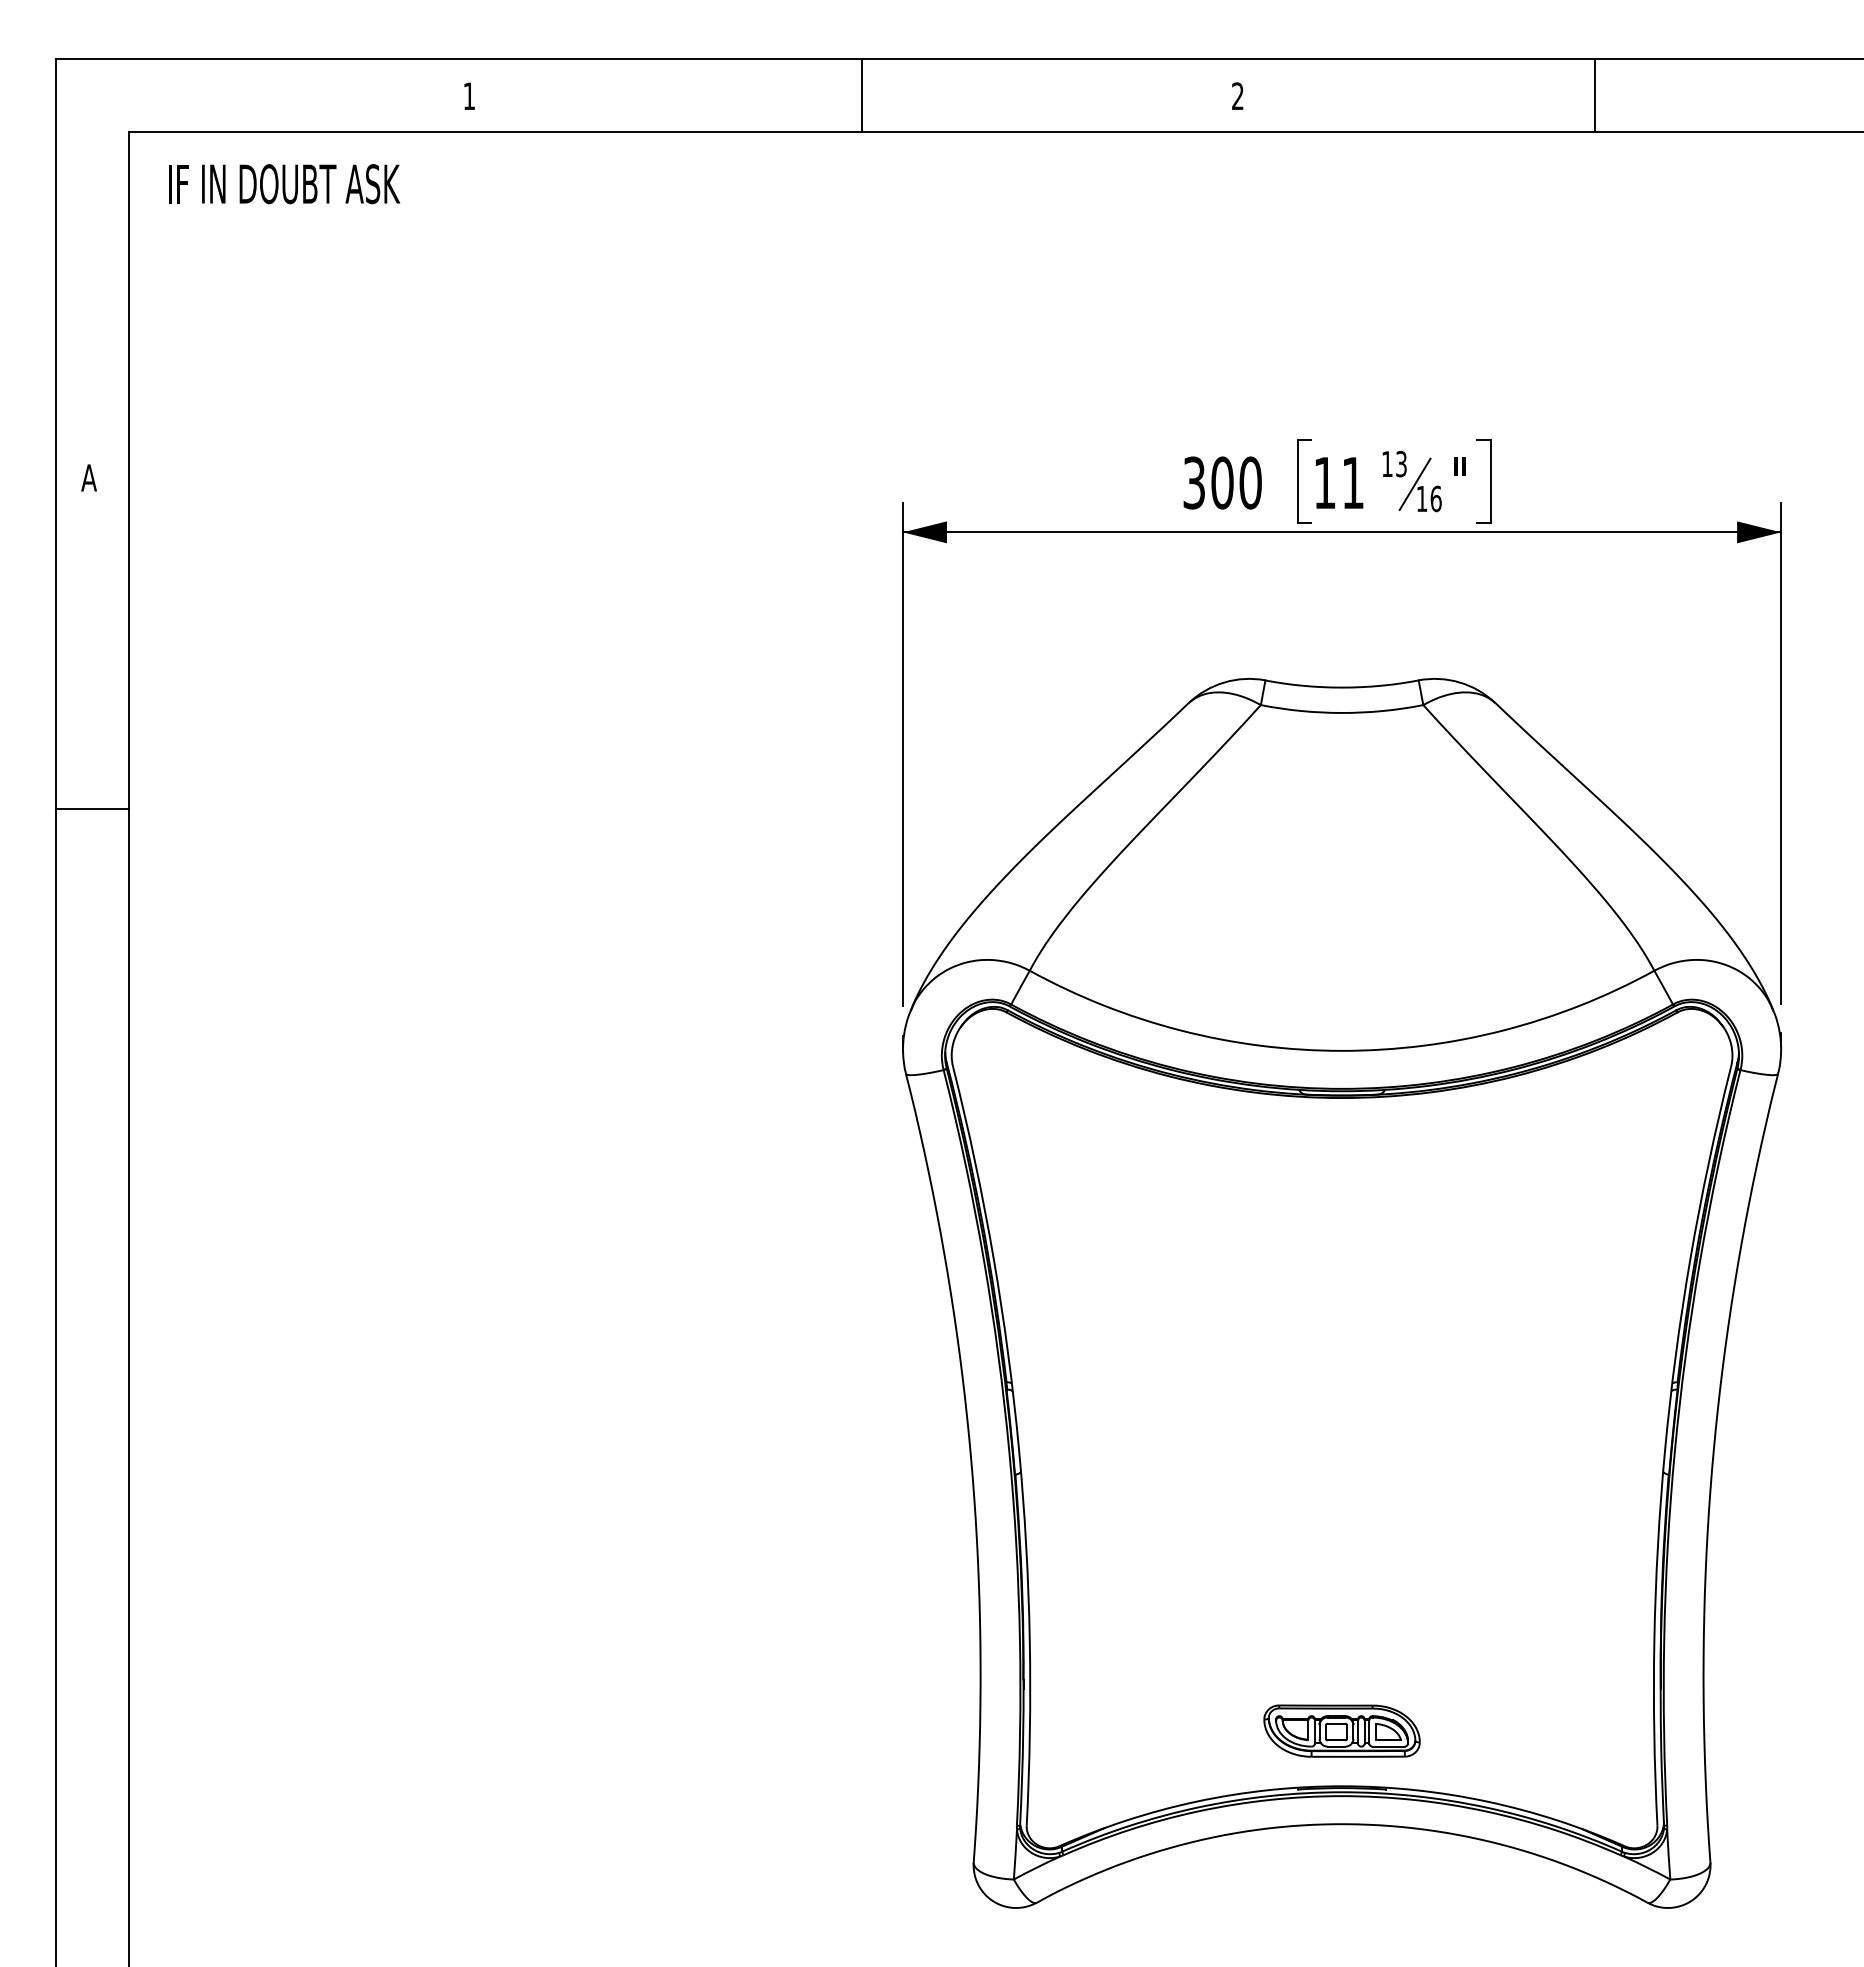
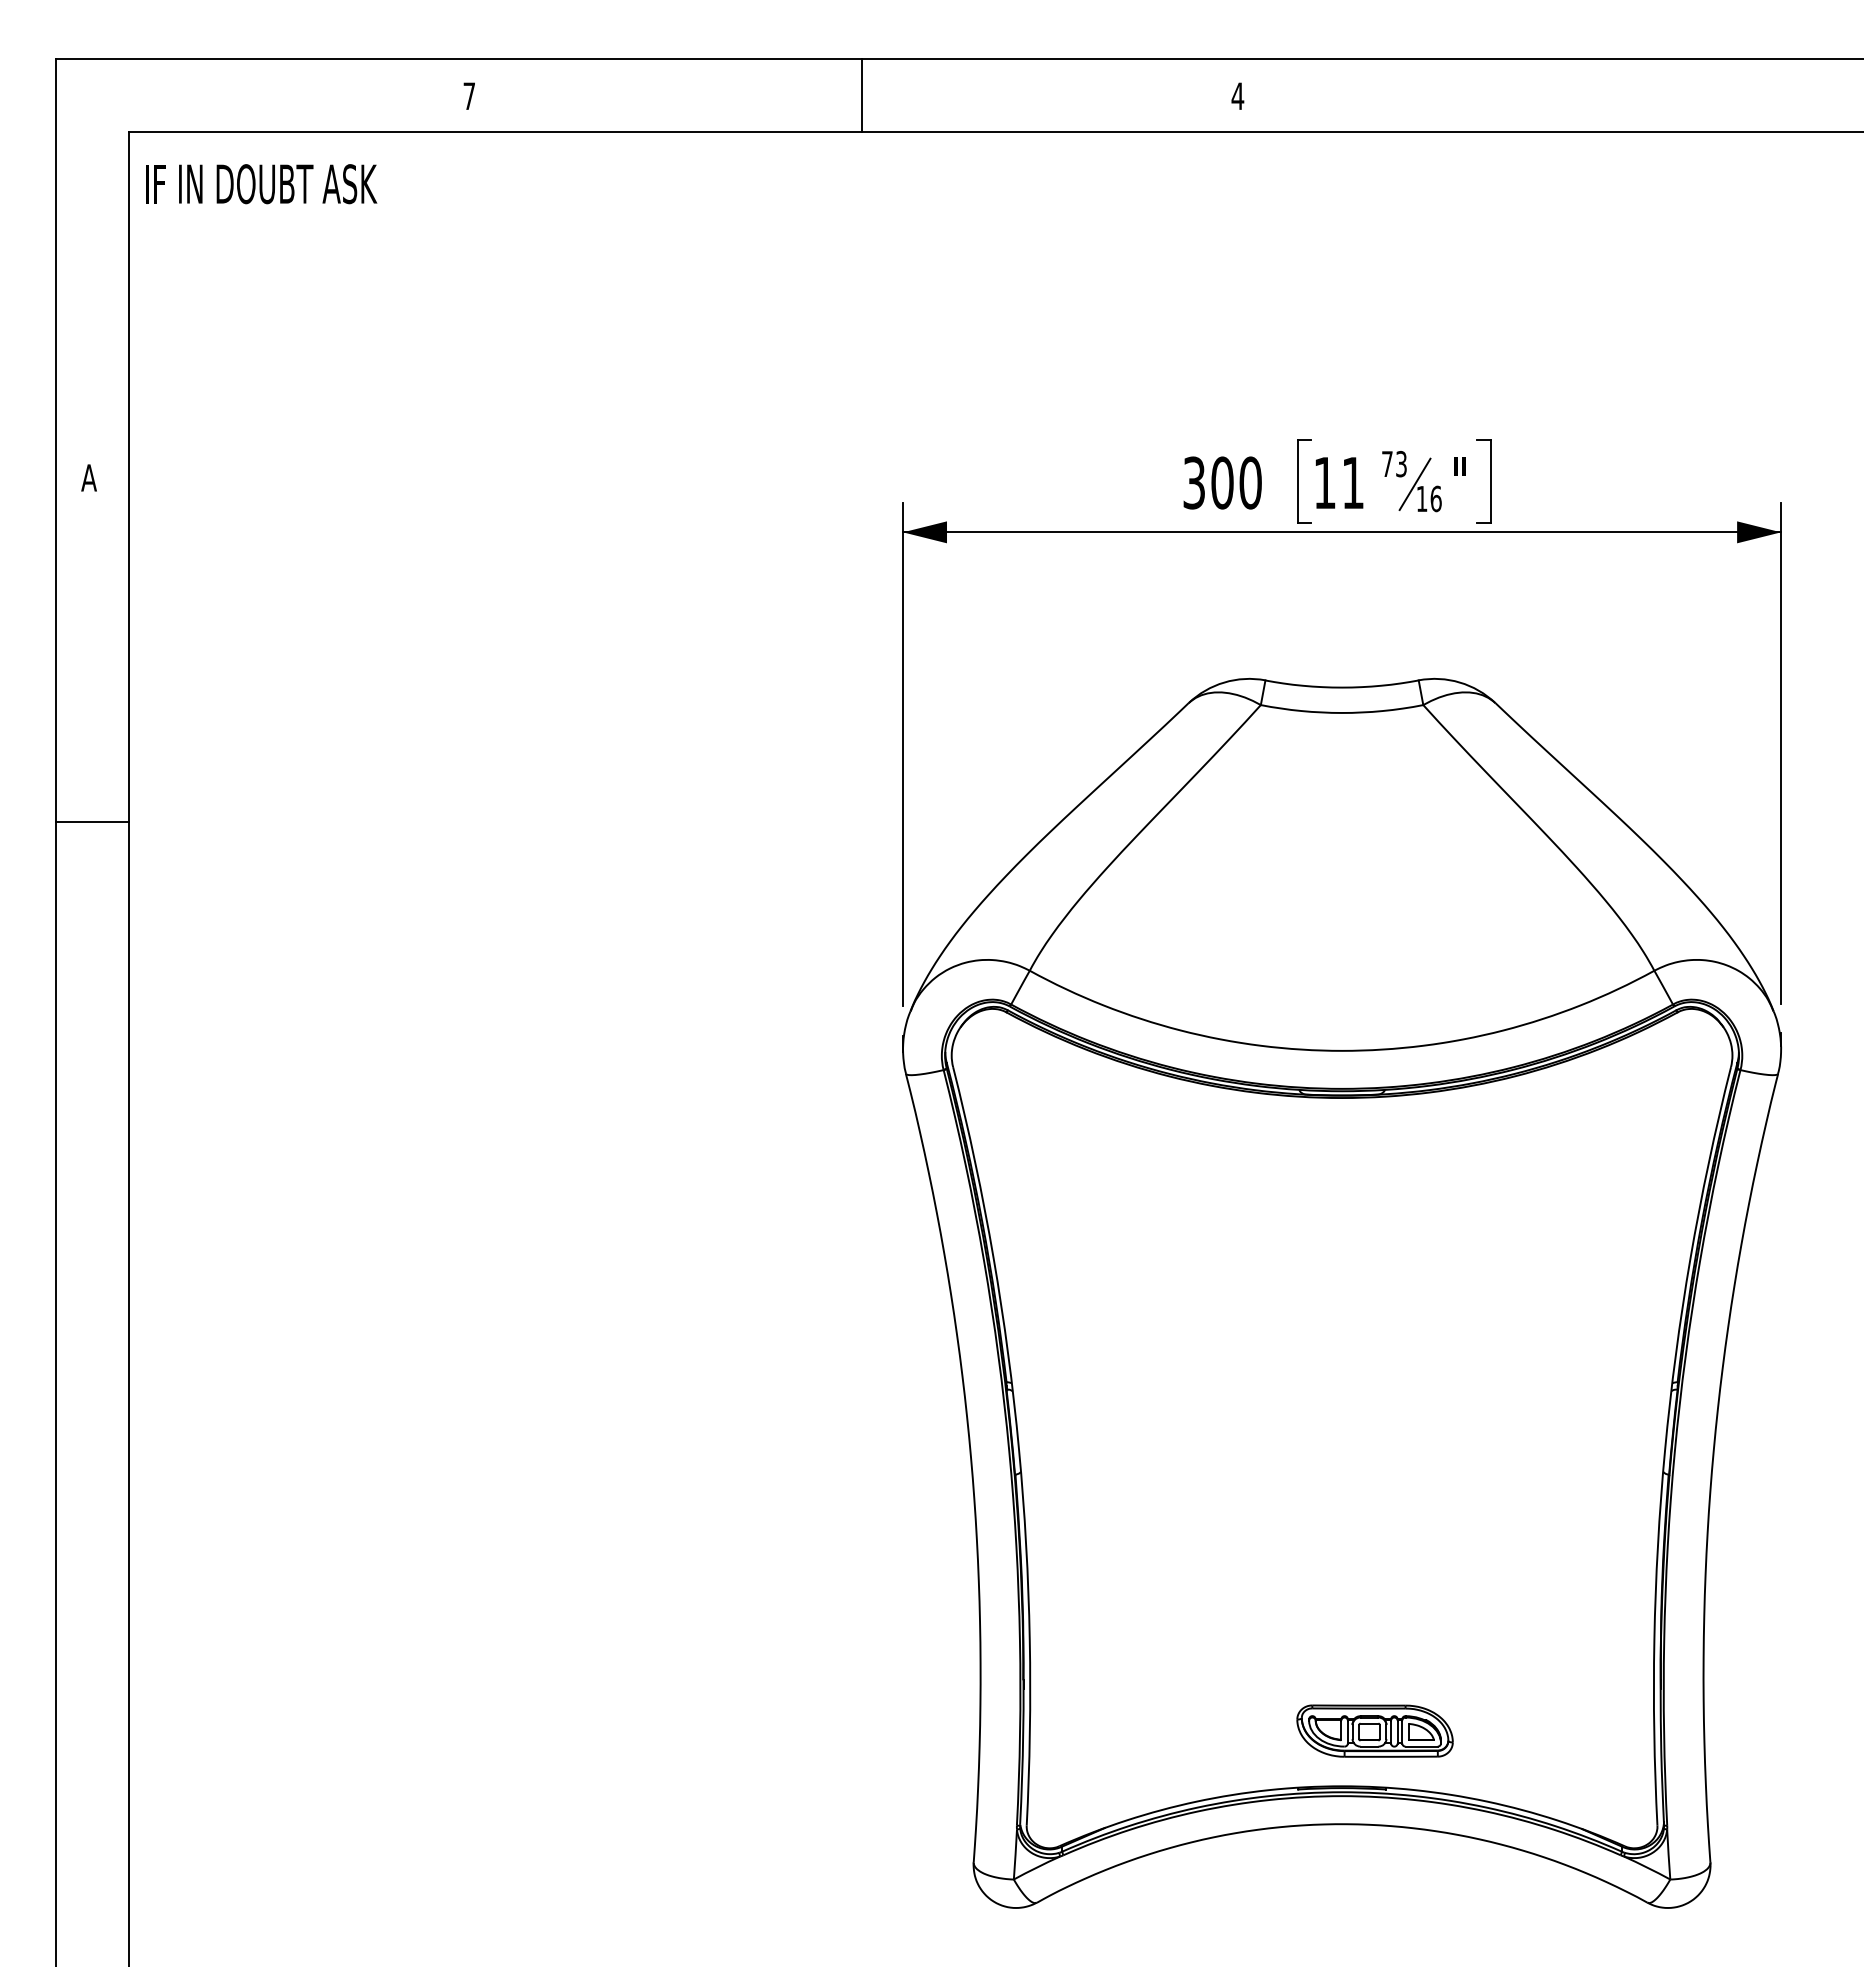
text: 1 -> 7 (468, 95)
text: 2 -> 4 (1237, 95)
line: present -> none (1594, 95)
text position: (284, 184) -> (261, 184) (261, 184)
text: 13 -> 73 (1387, 463)
line position: (92, 808) -> (92, 821) (92, 821)
part position: (1341, 1730) -> (1374, 1730) (1374, 1730)
